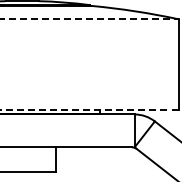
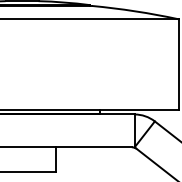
line: dashed -> solid (89, 19)
line: dashed -> solid (89, 109)
